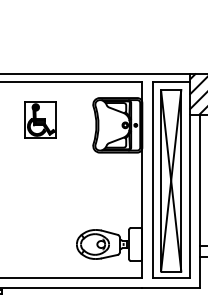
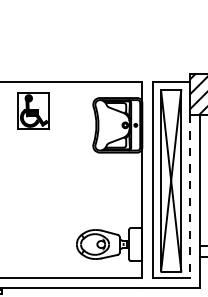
line: present -> none (95, 73)
part position: (40, 119) -> (33, 110) (33, 110)
line: solid -> dashed (189, 196)
